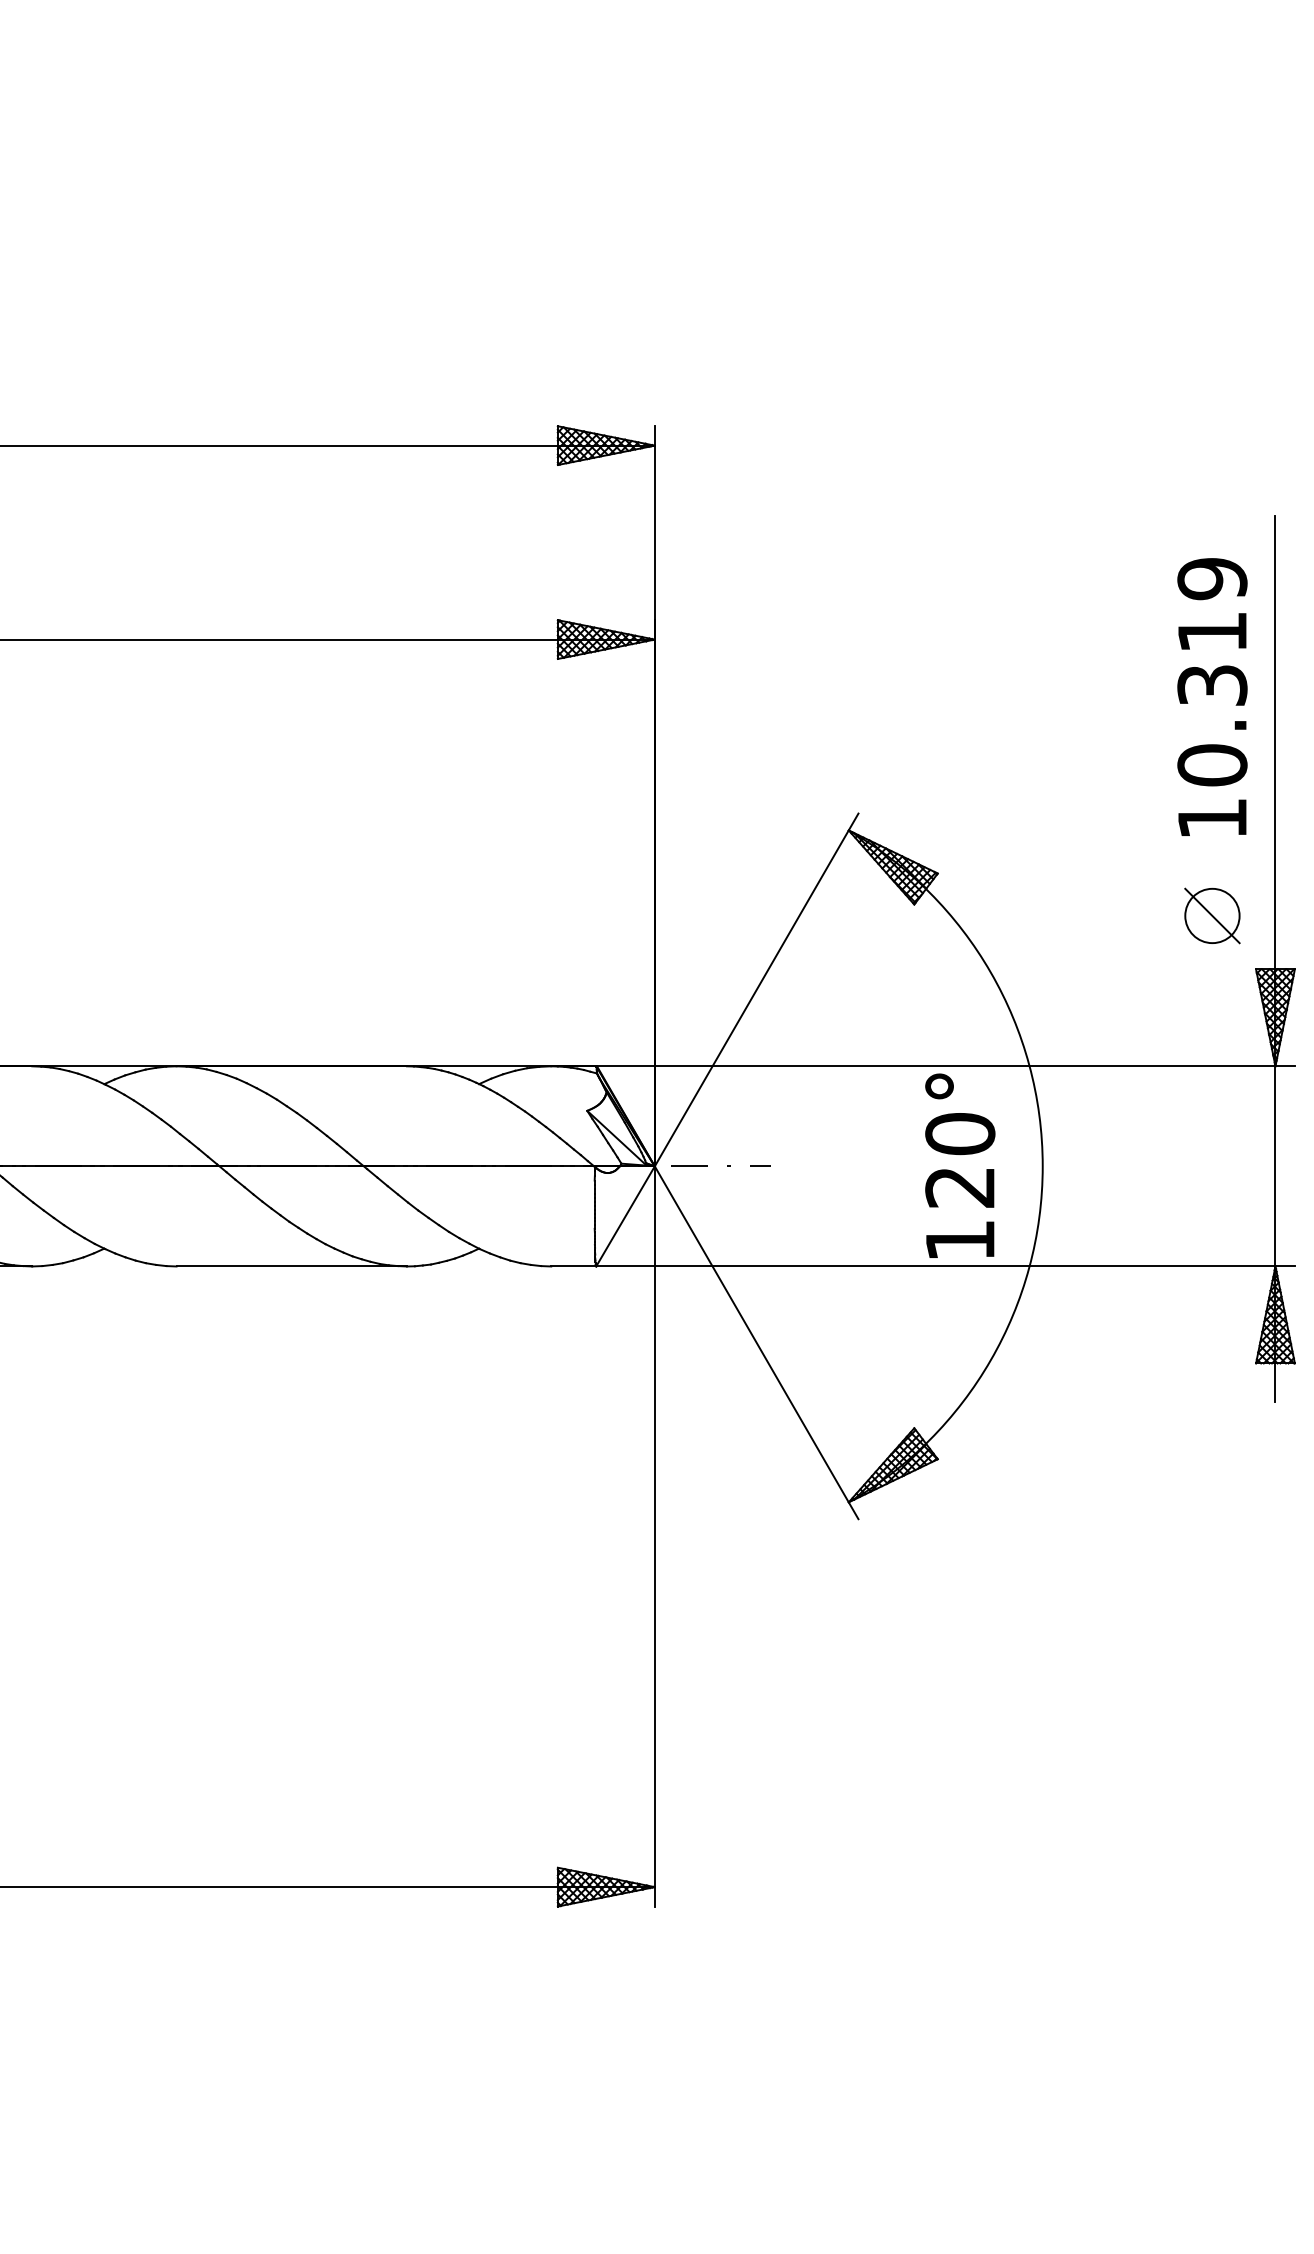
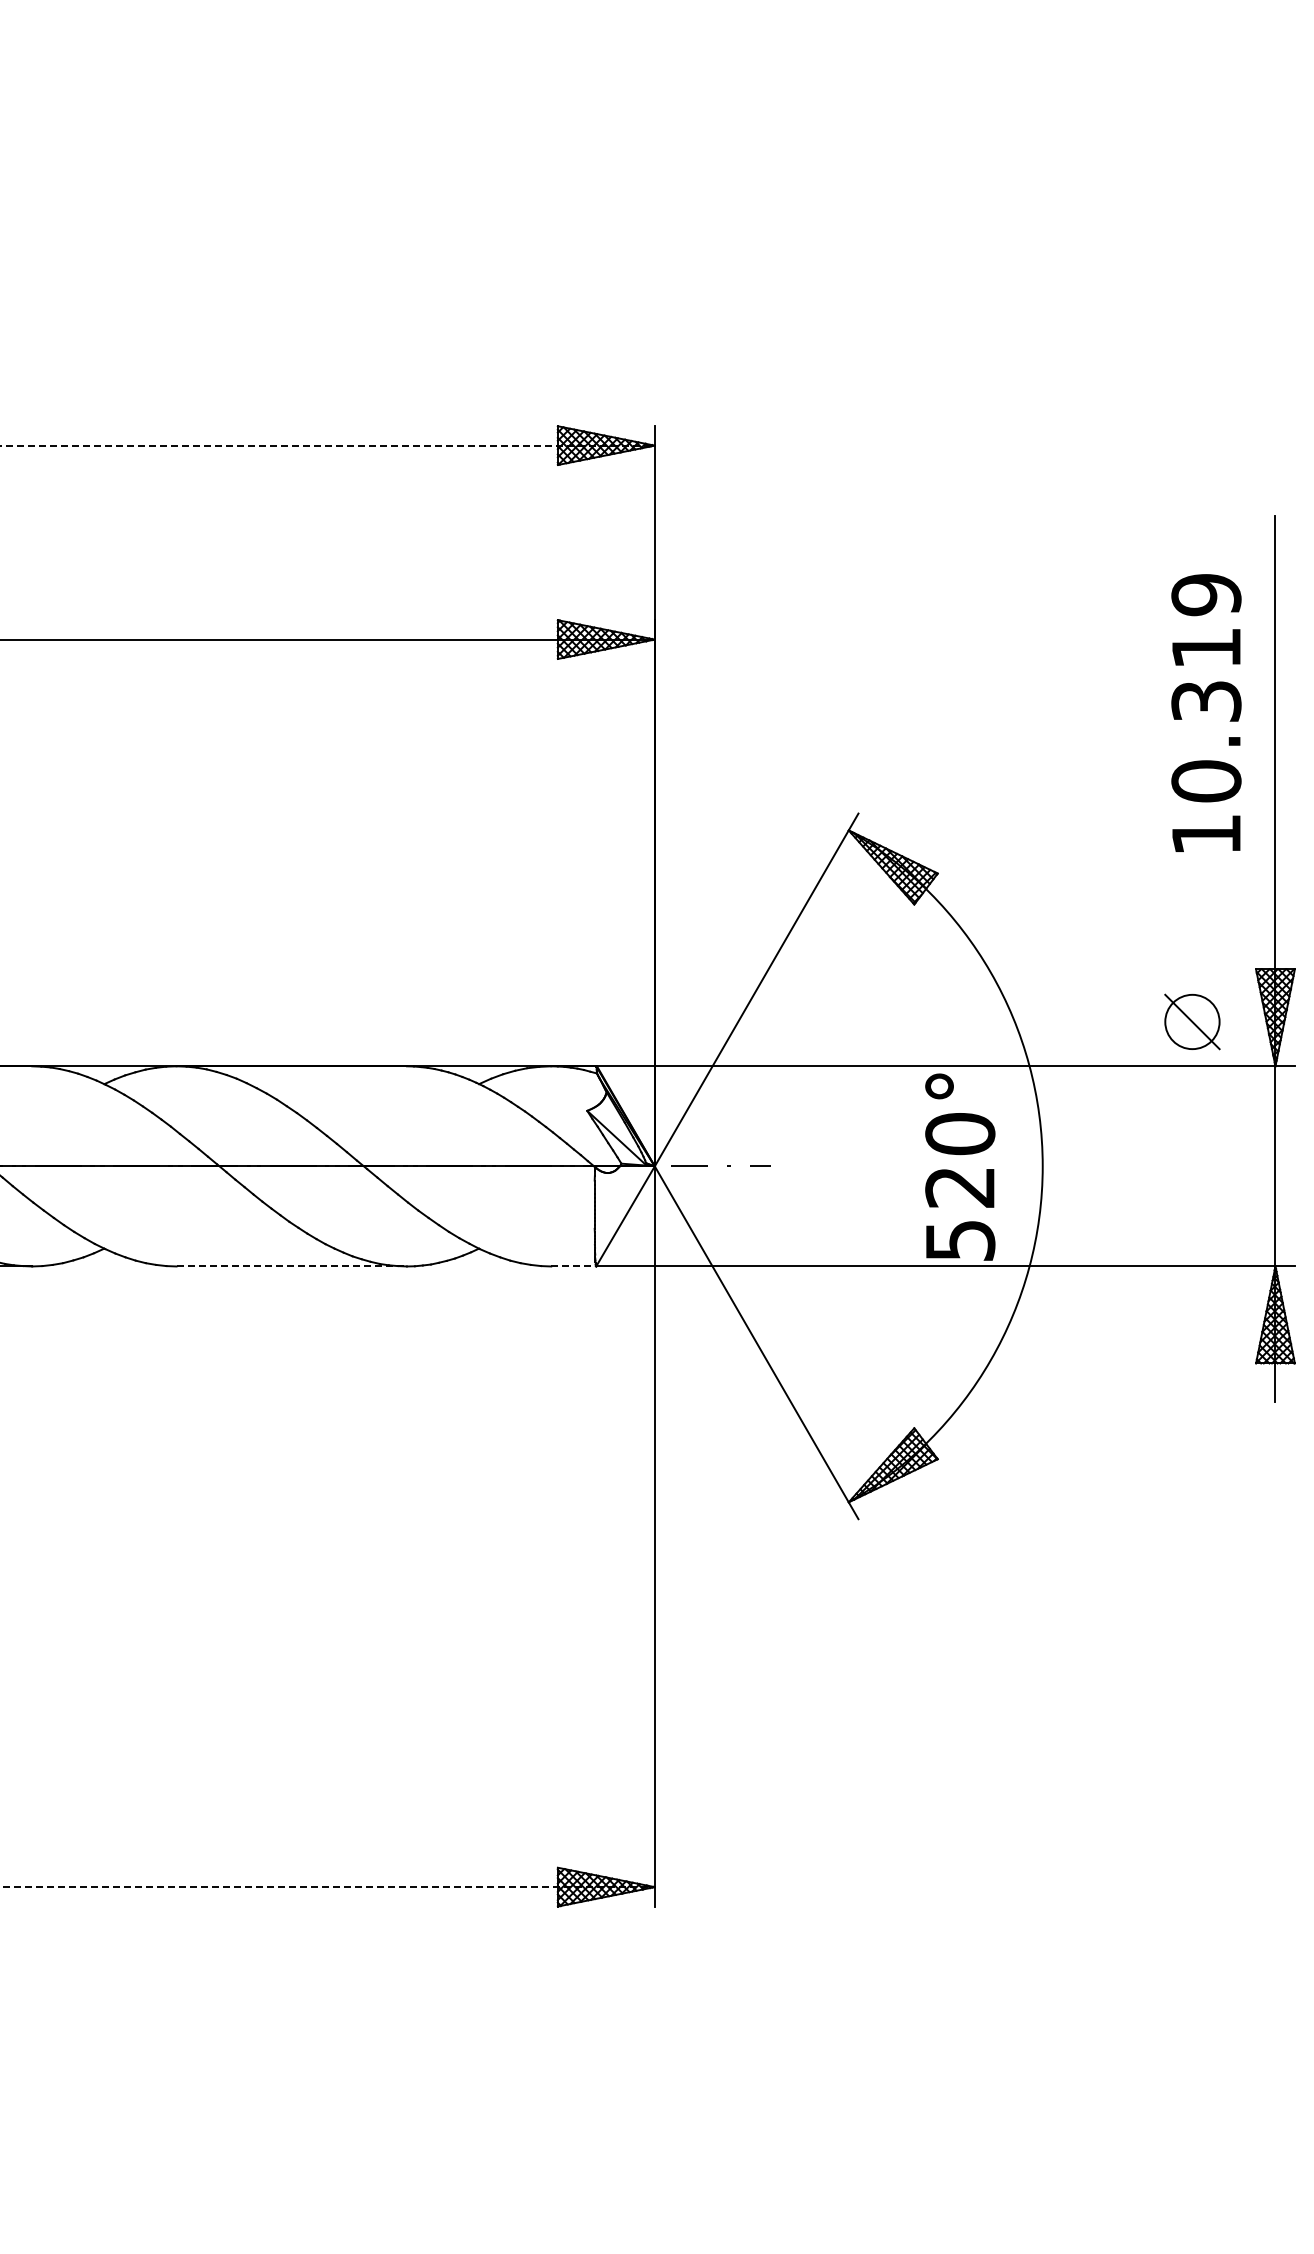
line: solid -> dashed (327, 445)
text position: (1212, 696) -> (1206, 712) (1206, 712)
part position: (1212, 915) -> (1192, 1021) (1192, 1021)
text: 120° -> 520° (960, 1240)
line: solid -> dashed (292, 1266)
line: solid -> dashed (574, 1266)
line: solid -> dashed (327, 1887)
